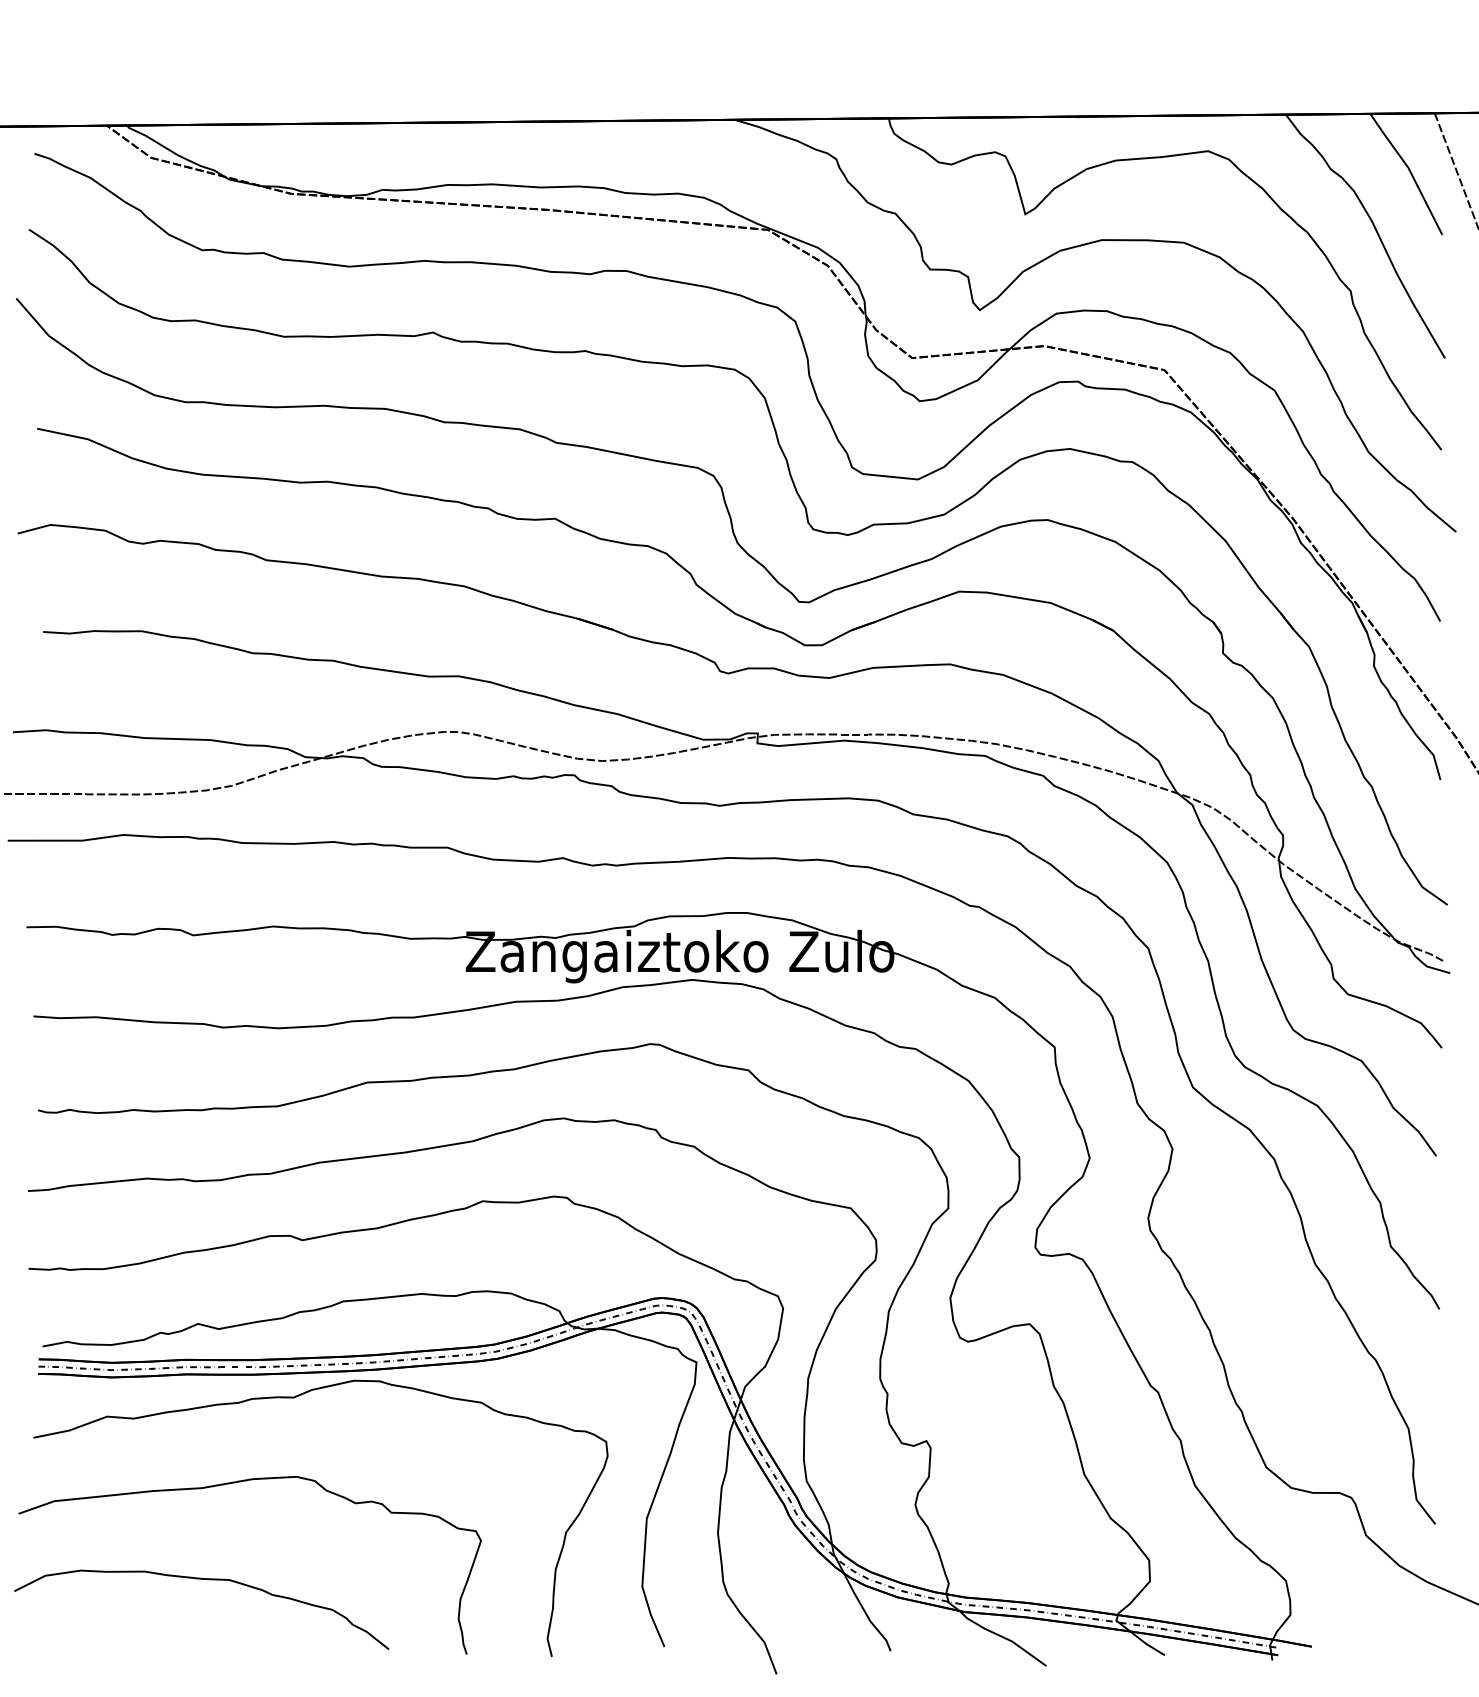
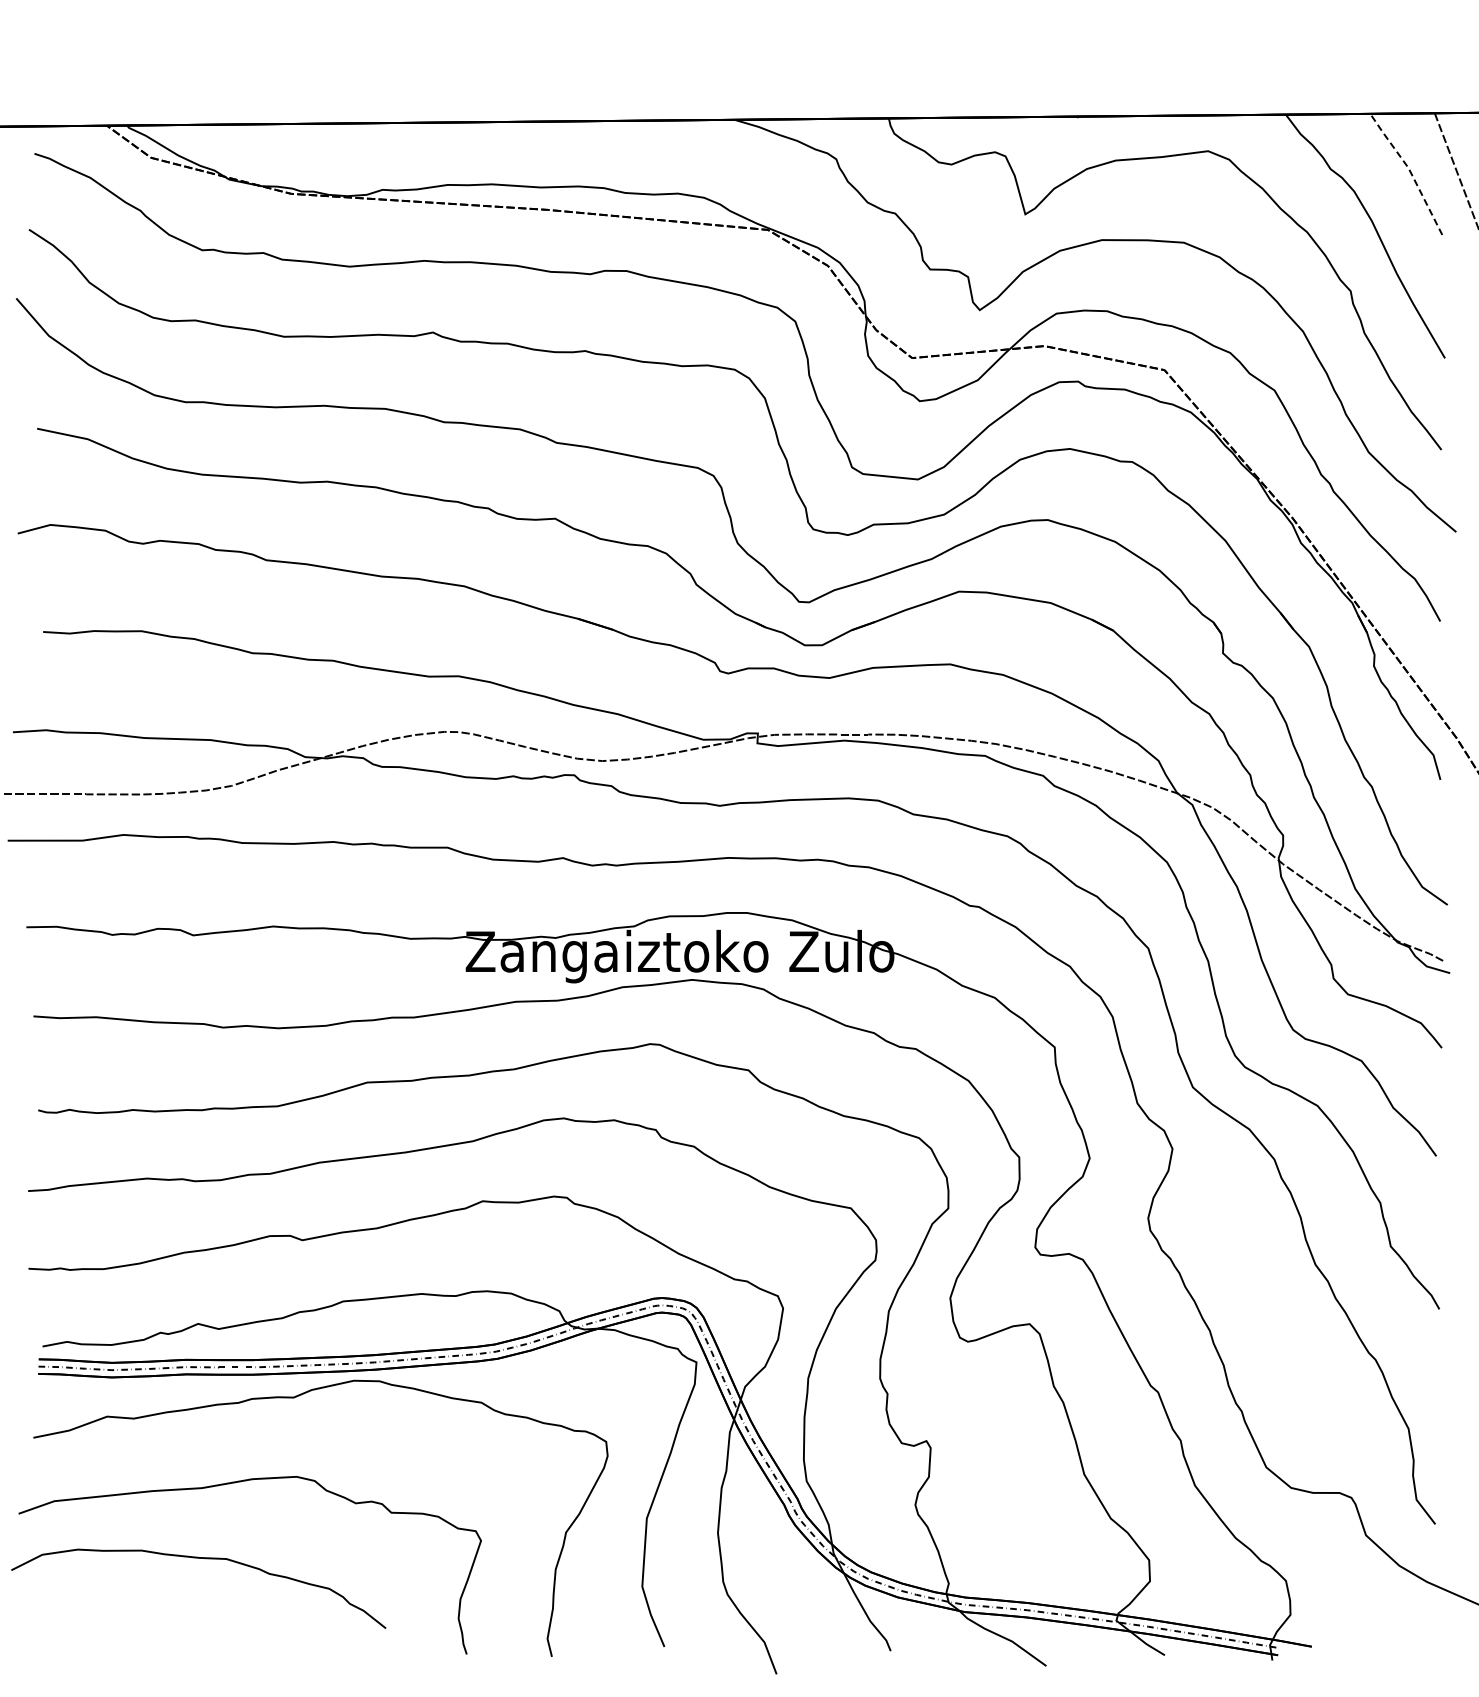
line: solid -> dashed (1409, 170)
curve position: (208, 1580) -> (205, 1559) (205, 1559)
